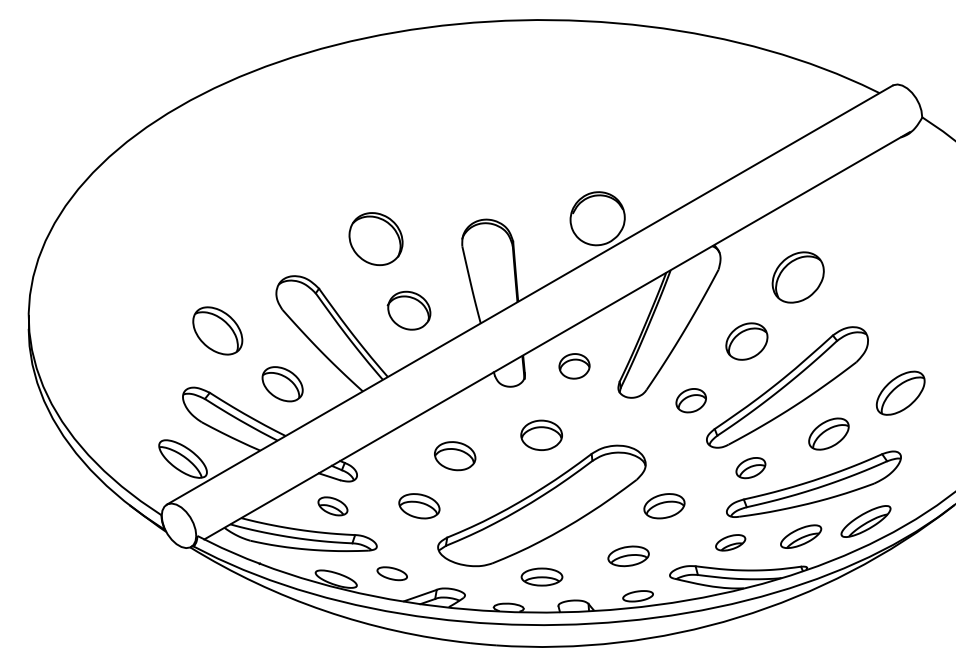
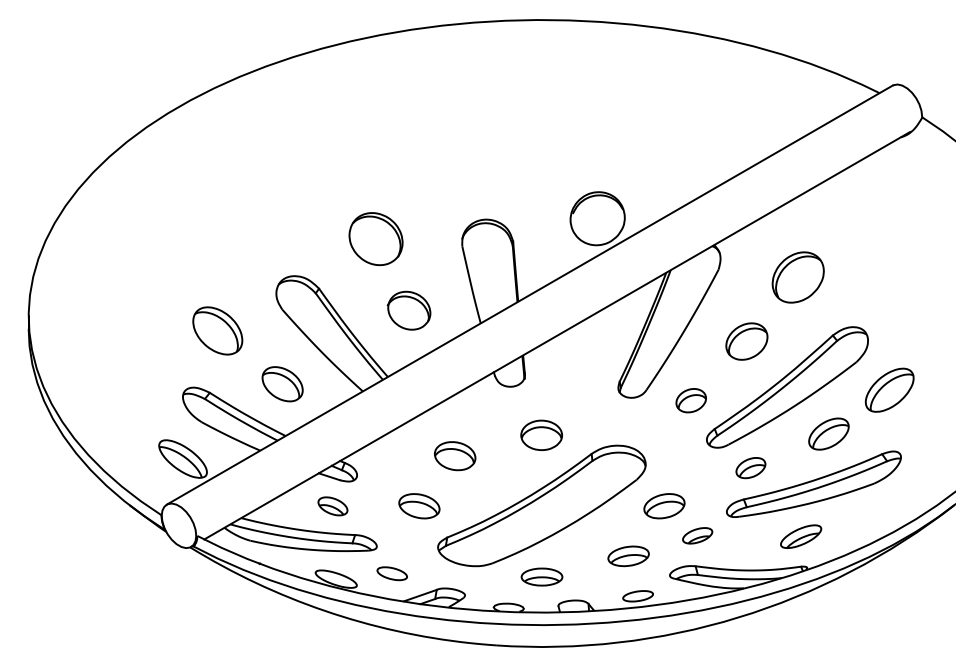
part: present -> none (574, 366)
part position: (900, 392) -> (889, 389) (889, 389)
part: present -> none (865, 521)
part position: (730, 542) -> (697, 535) (697, 535)
